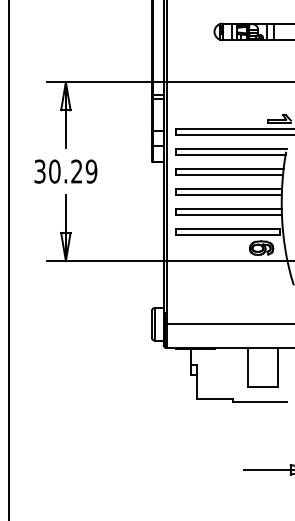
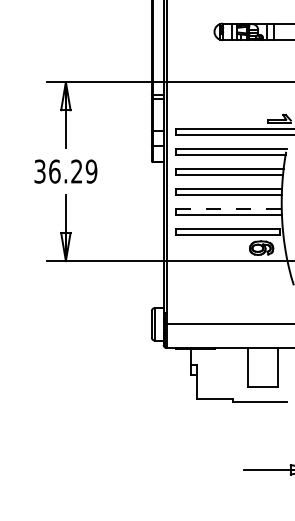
text: 30.29 -> 36.29 (54, 171)
line: solid -> dashed (229, 209)
line: present -> none (8, 259)
